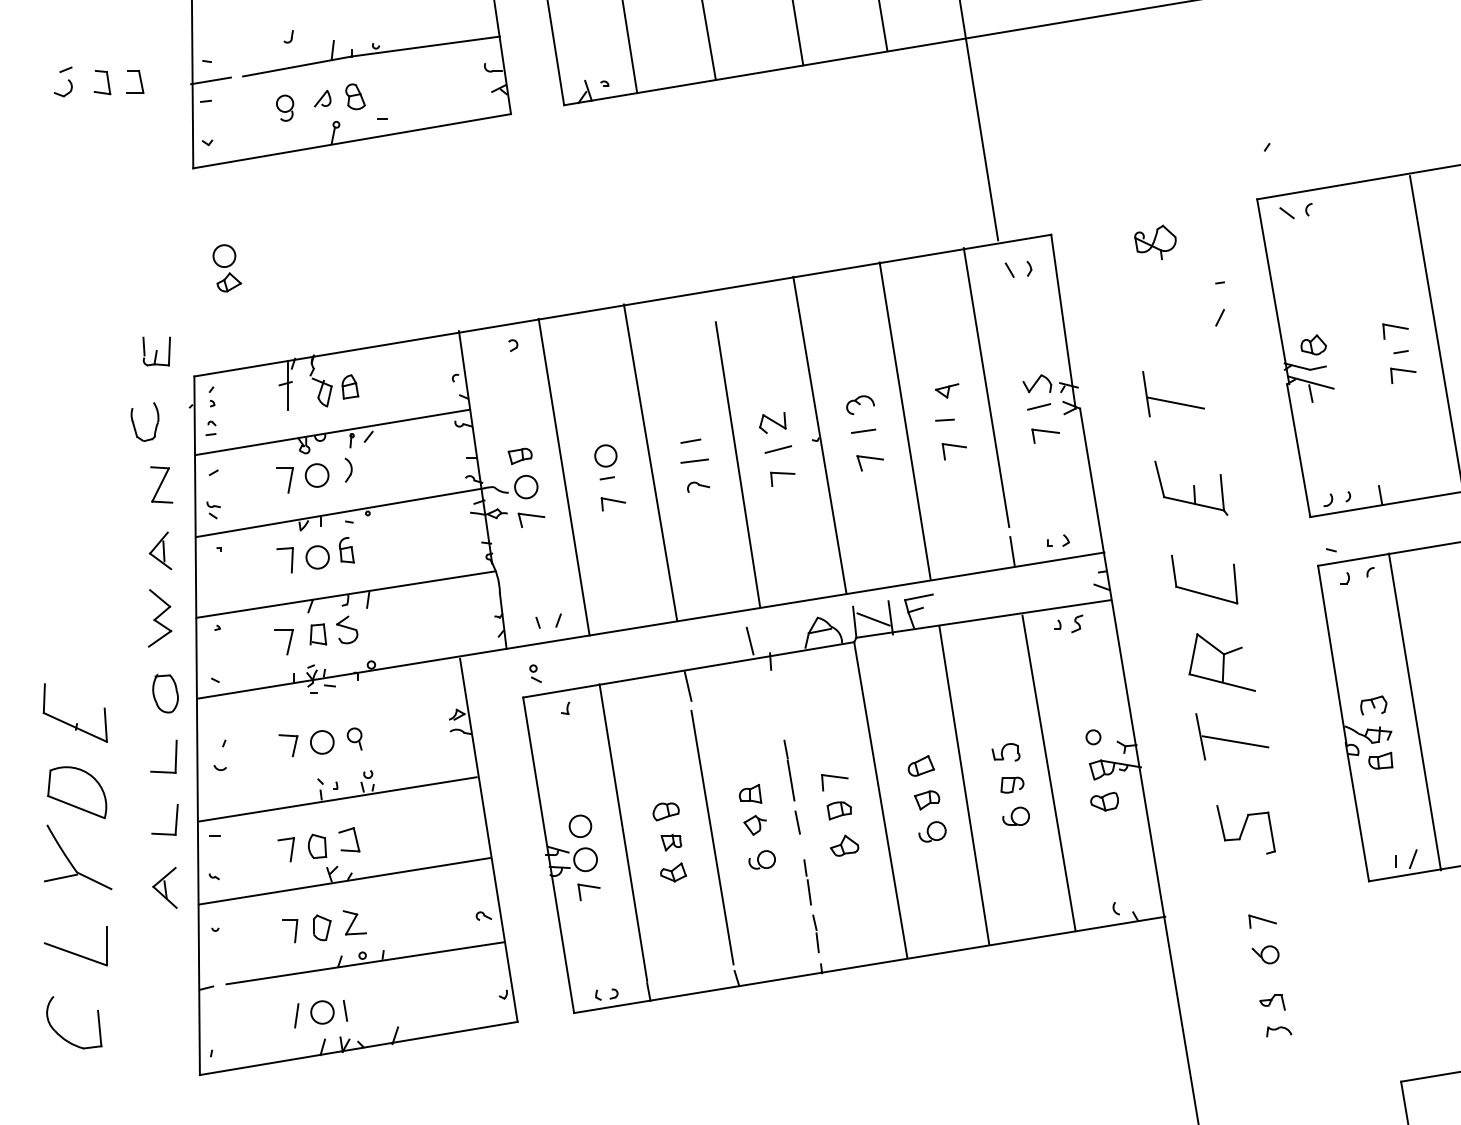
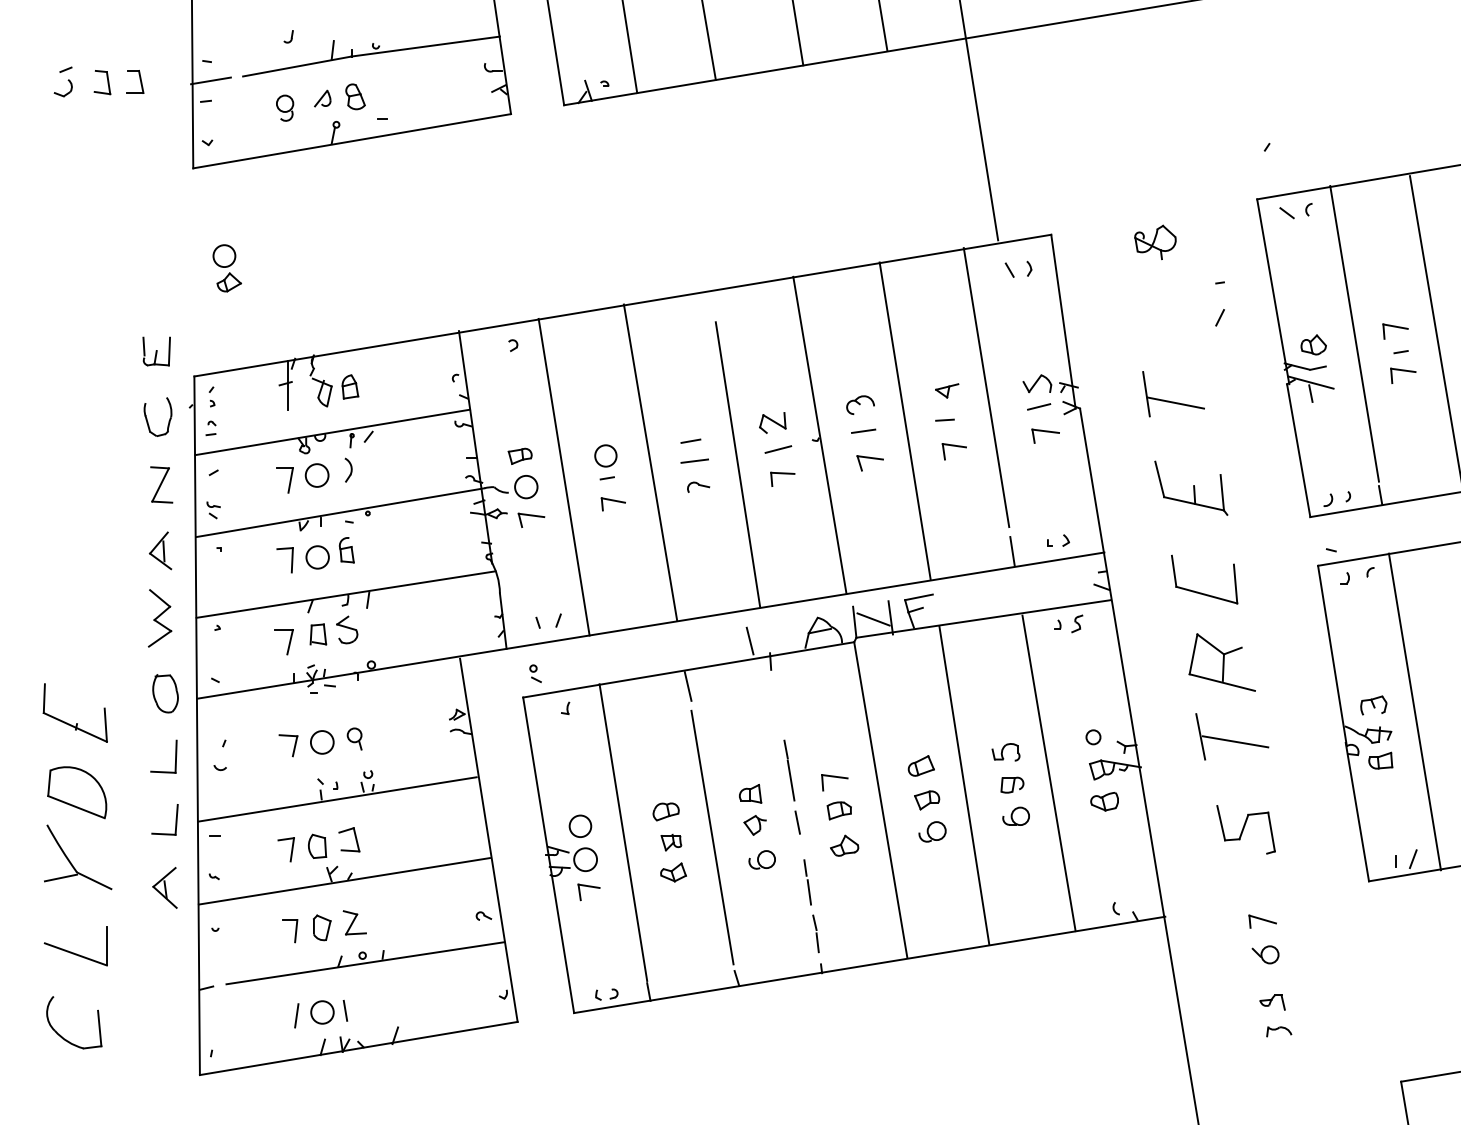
line: none -> present (1354, 333)
part position: (134, 423) -> (147, 418) (147, 418)
